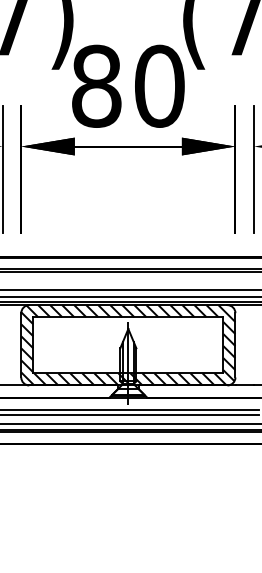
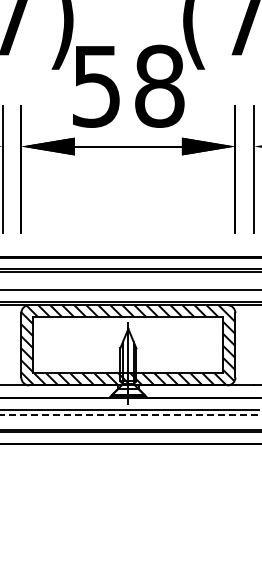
text: 80 -> 58 (128, 85)
line: present -> none (130, 296)
line: solid -> dashed (129, 415)
line: present -> none (130, 423)
